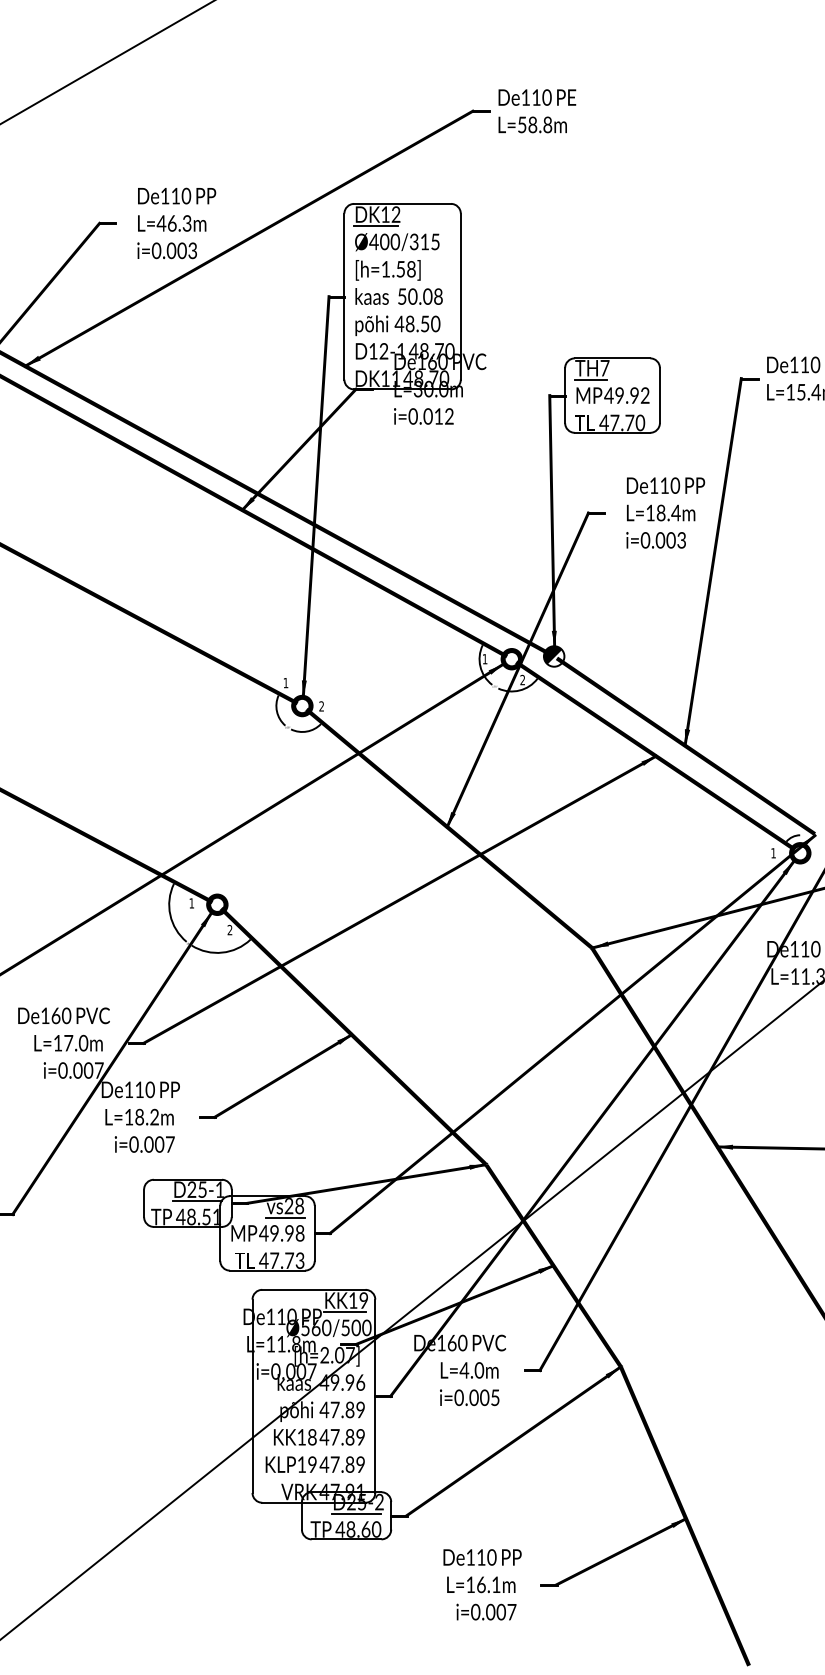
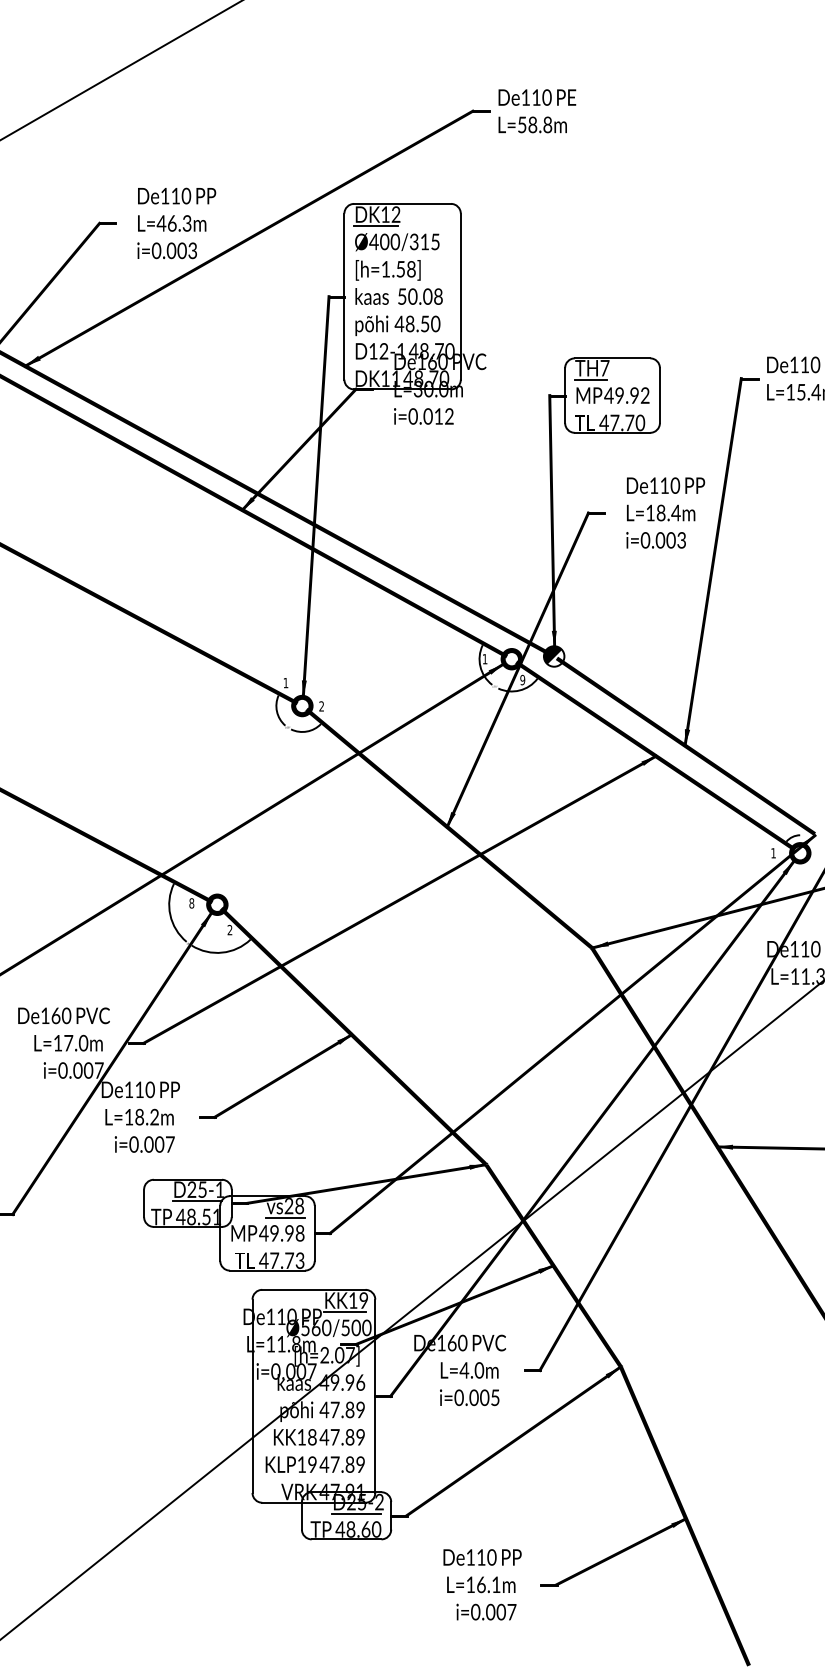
line position: (106, 62) -> (120, 70) (120, 70)
text: 2 -> 9 (522, 680)
text: 1 -> 8 (191, 903)
